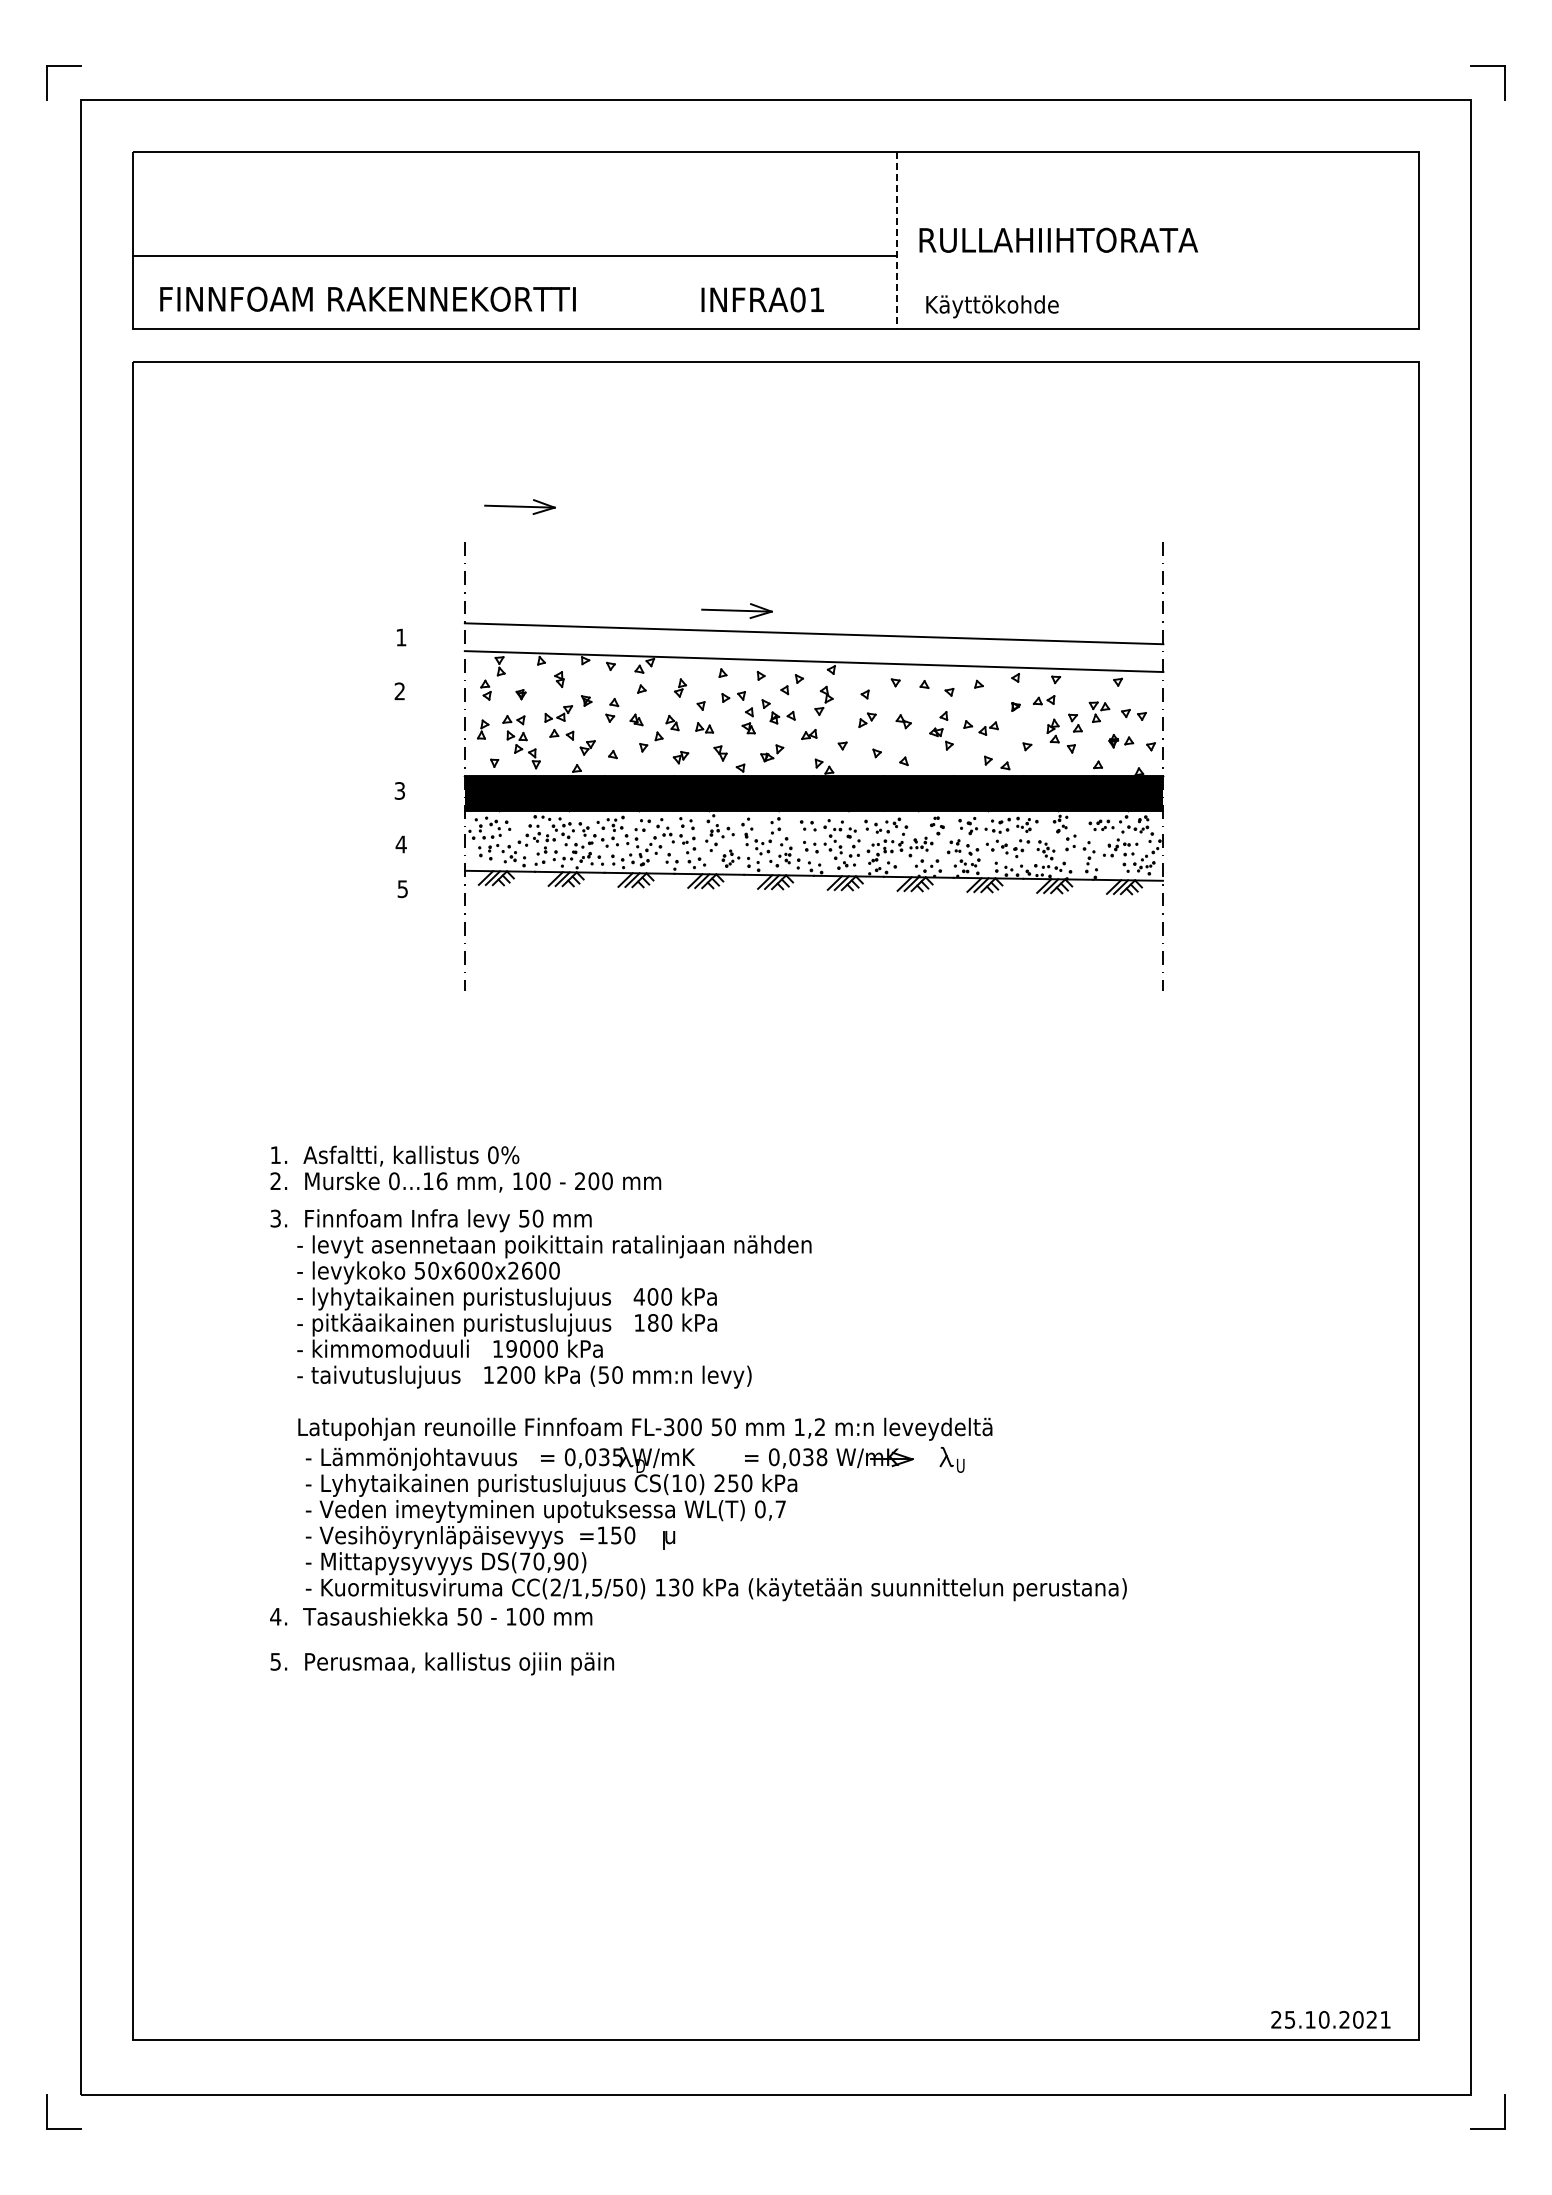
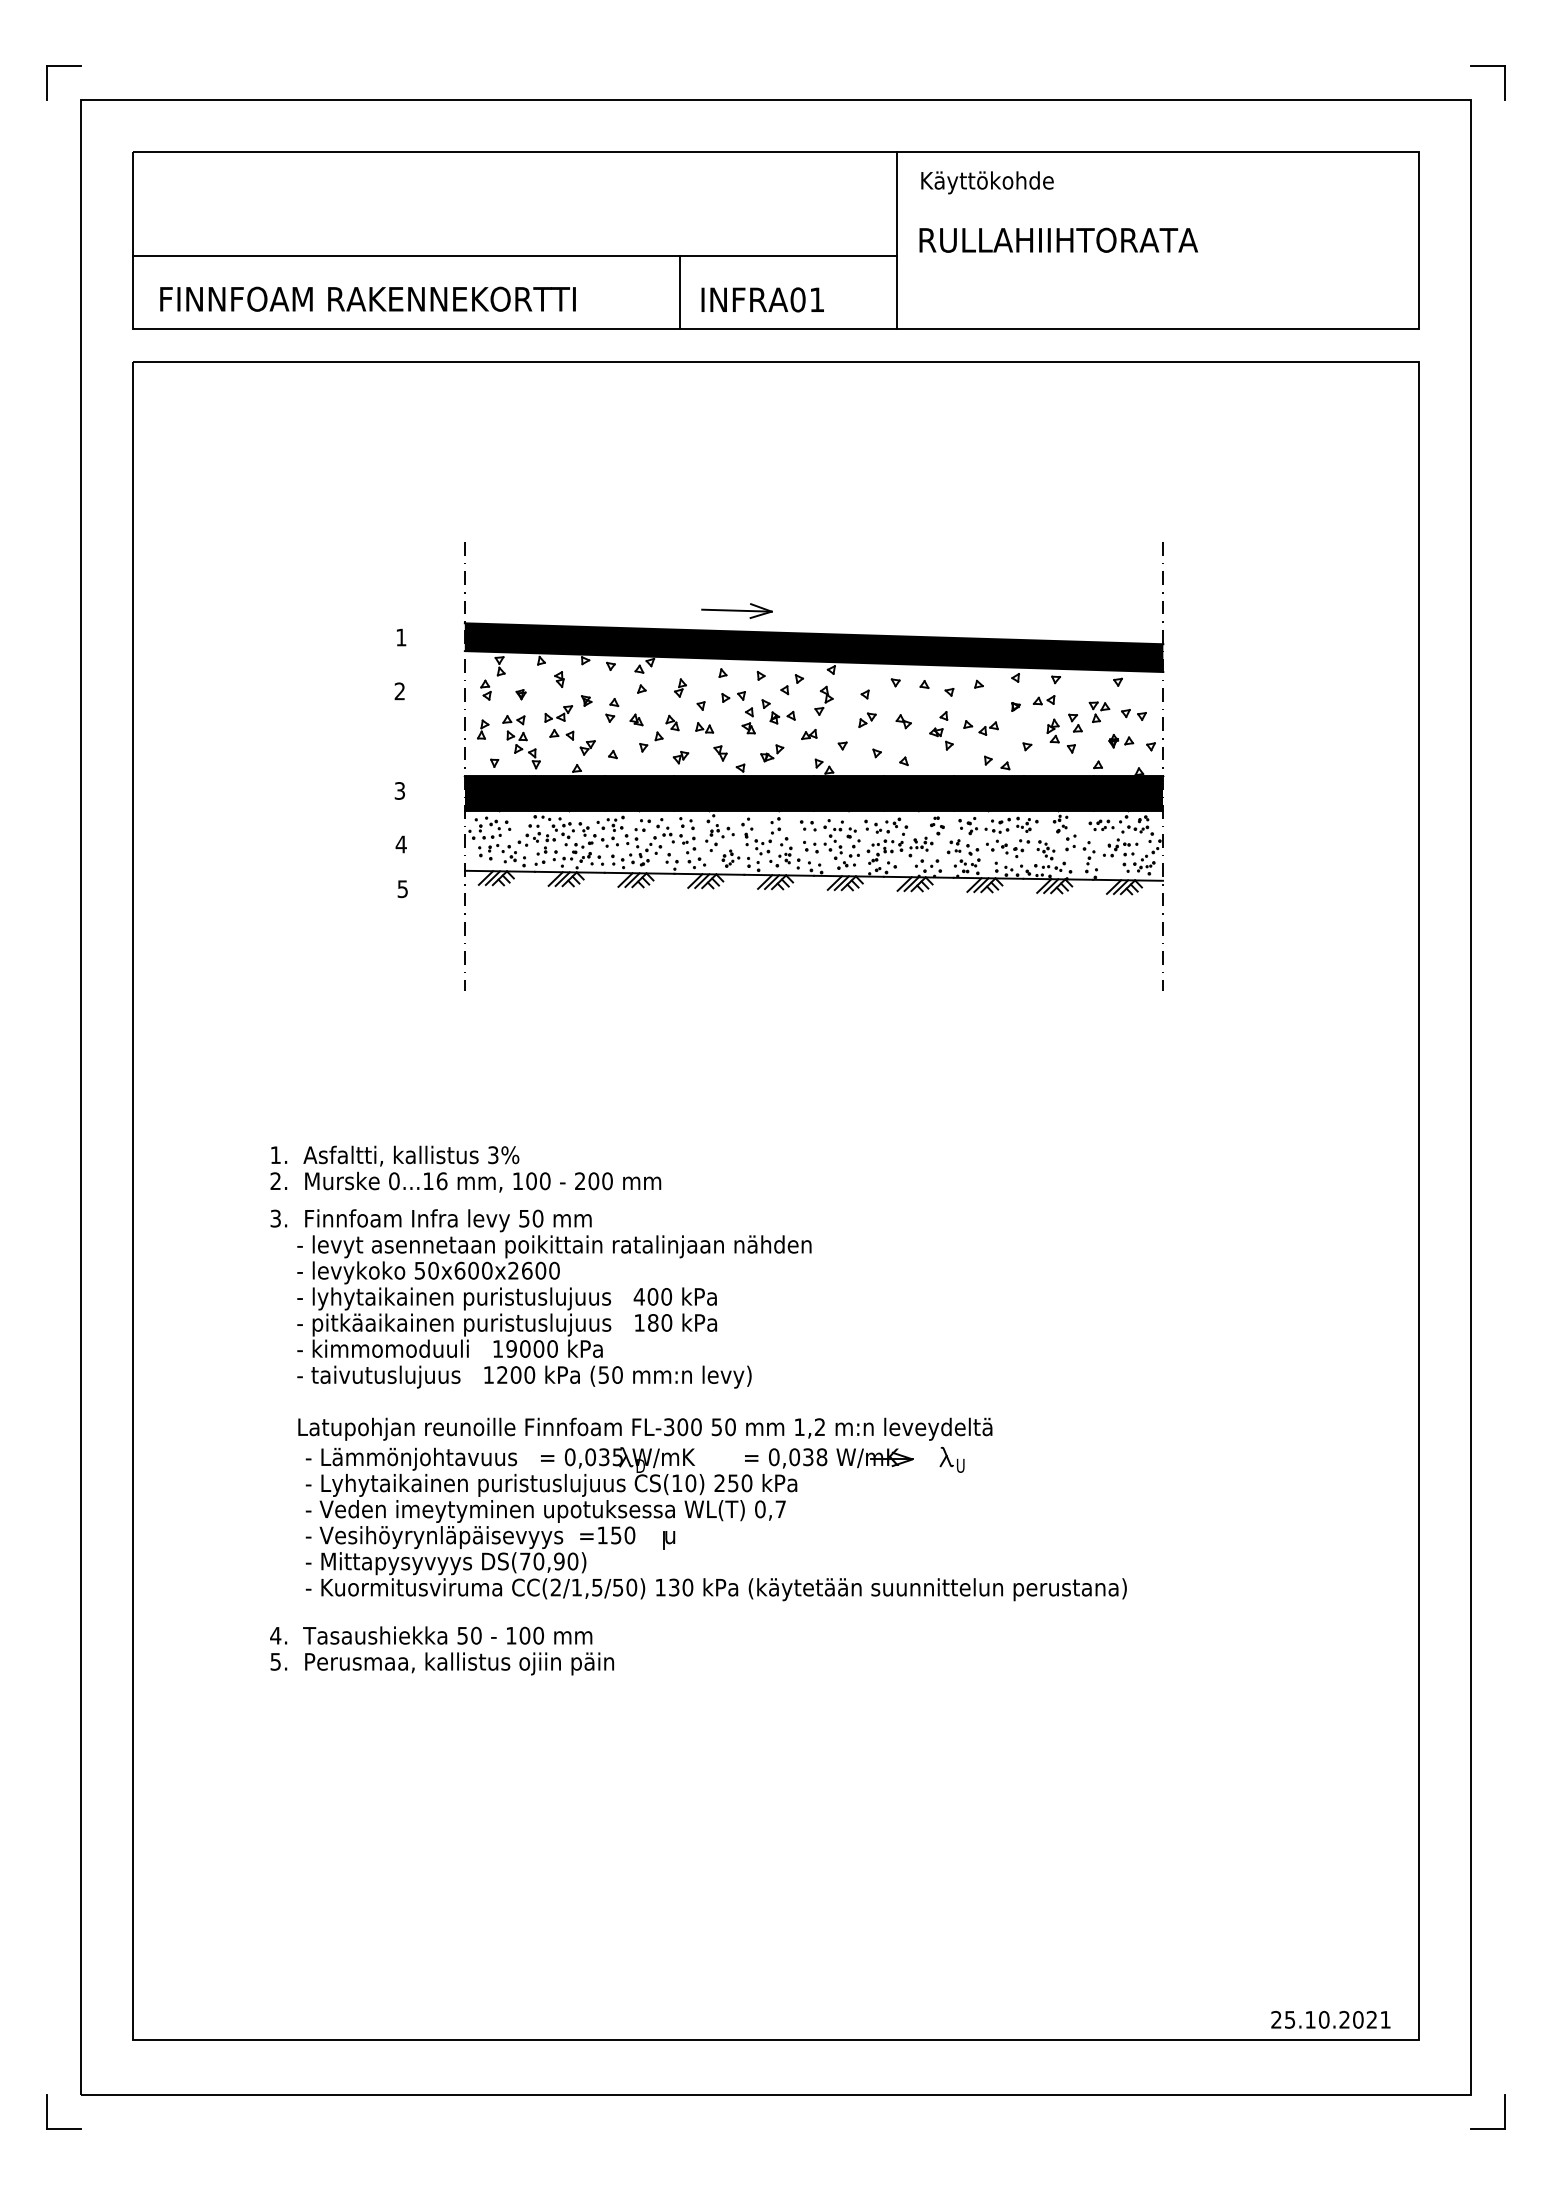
line: dashed -> solid (897, 240)
line: none -> present (679, 292)
text position: (992, 306) -> (987, 182) (987, 182)
part: present -> none (519, 506)
fill: none -> present (813, 647)
text: 0% -> 3% (493, 1155)
text position: (431, 1616) -> (431, 1635) (431, 1635)
